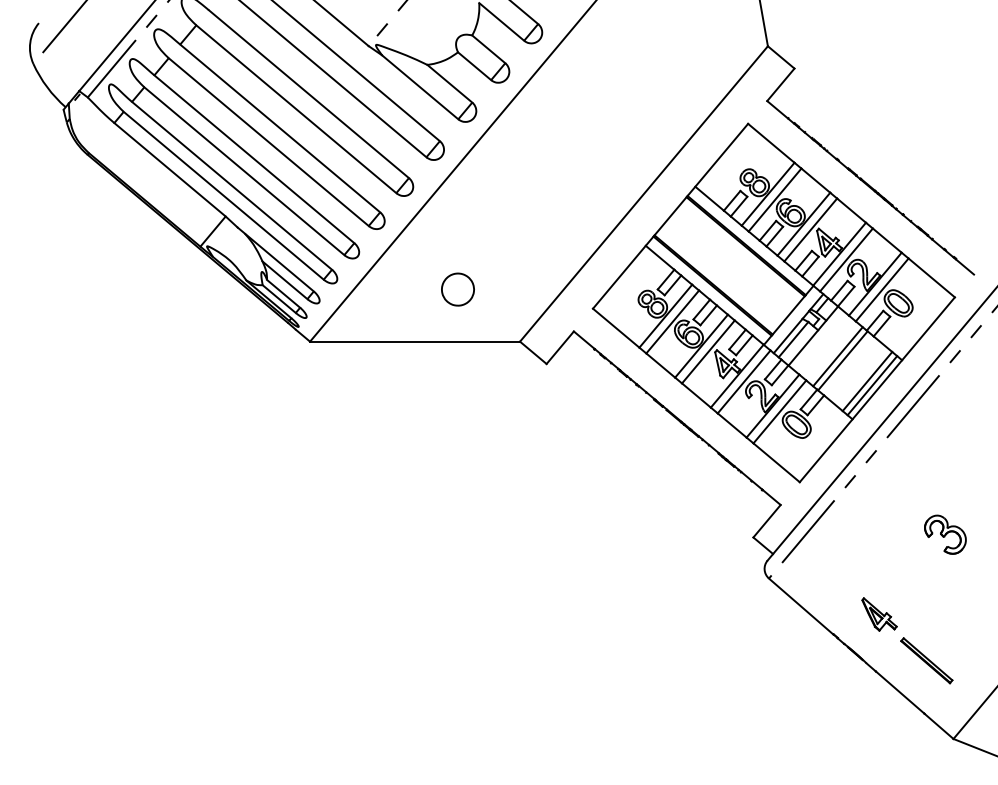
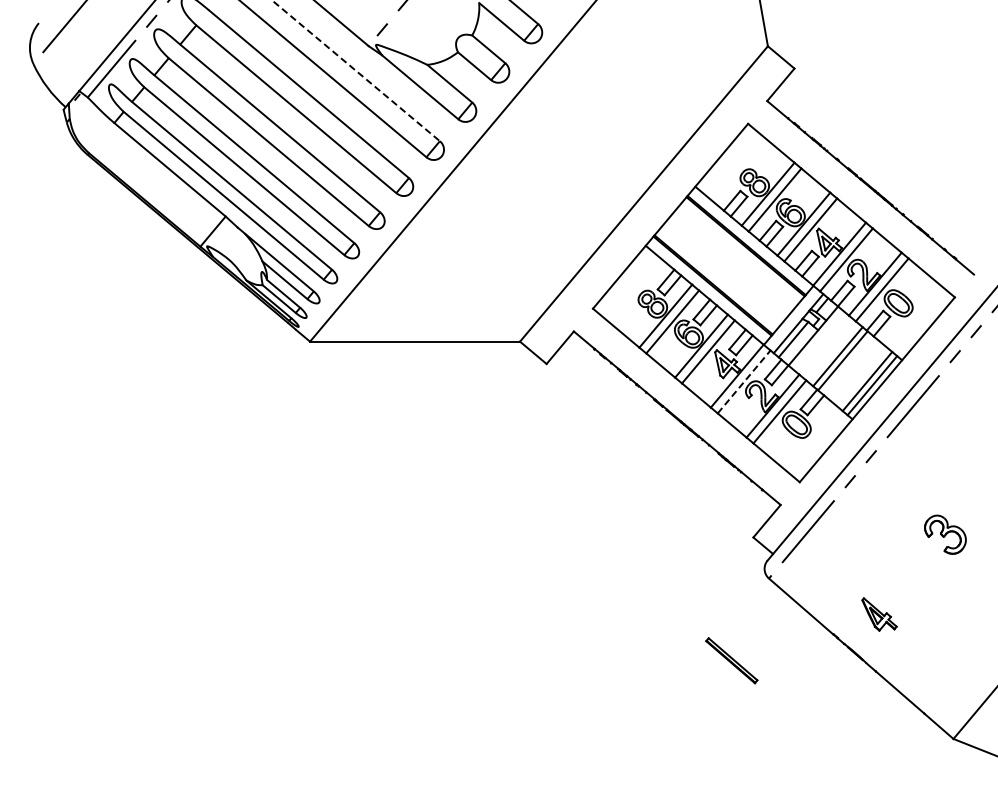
line: solid -> dashed (355, 70)
part: present -> none (457, 289)
line: solid -> dashed (744, 381)
part position: (926, 660) -> (731, 660) (731, 660)
